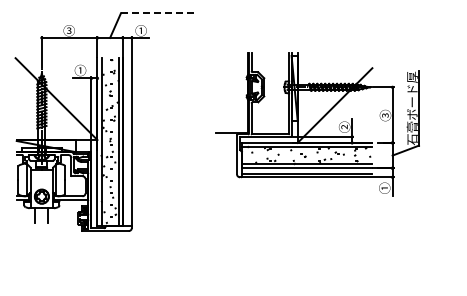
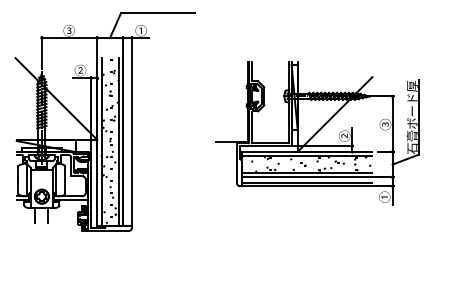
line: dashed -> solid (158, 13)
text: ① -> ② (80, 70)
part position: (317, 124) -> (317, 133) (317, 133)
